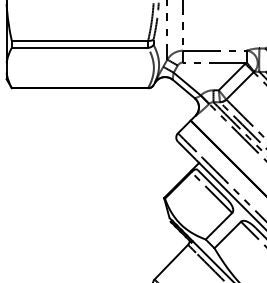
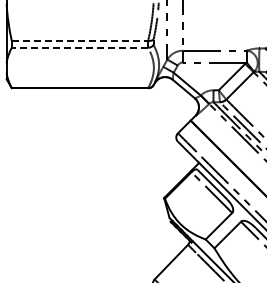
line: solid -> dashed (80, 40)
line: solid -> dashed (79, 47)
